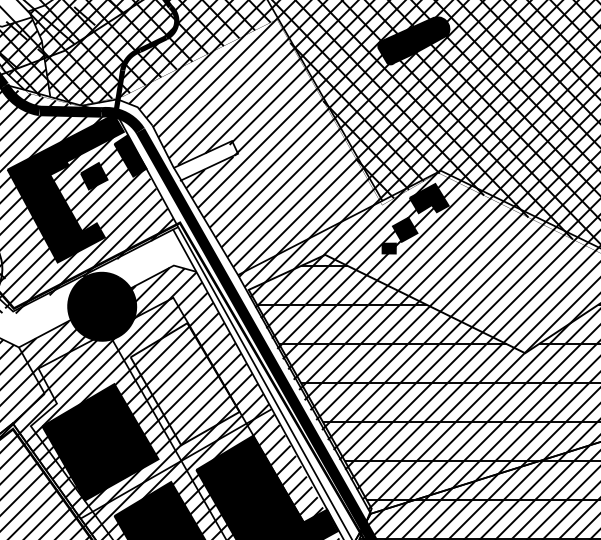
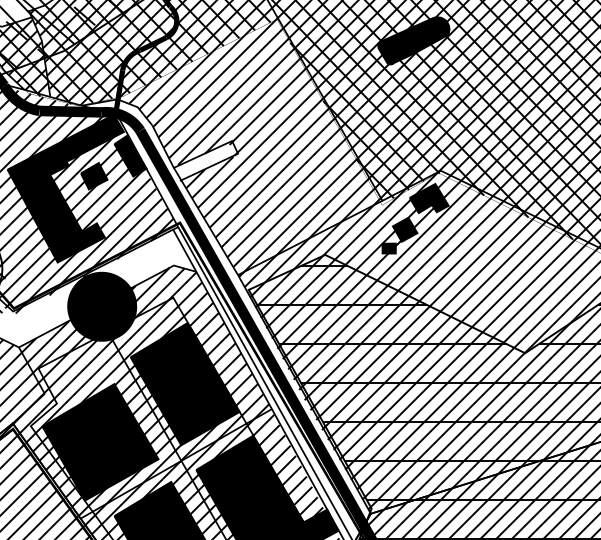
fill: none -> present (184, 384)
